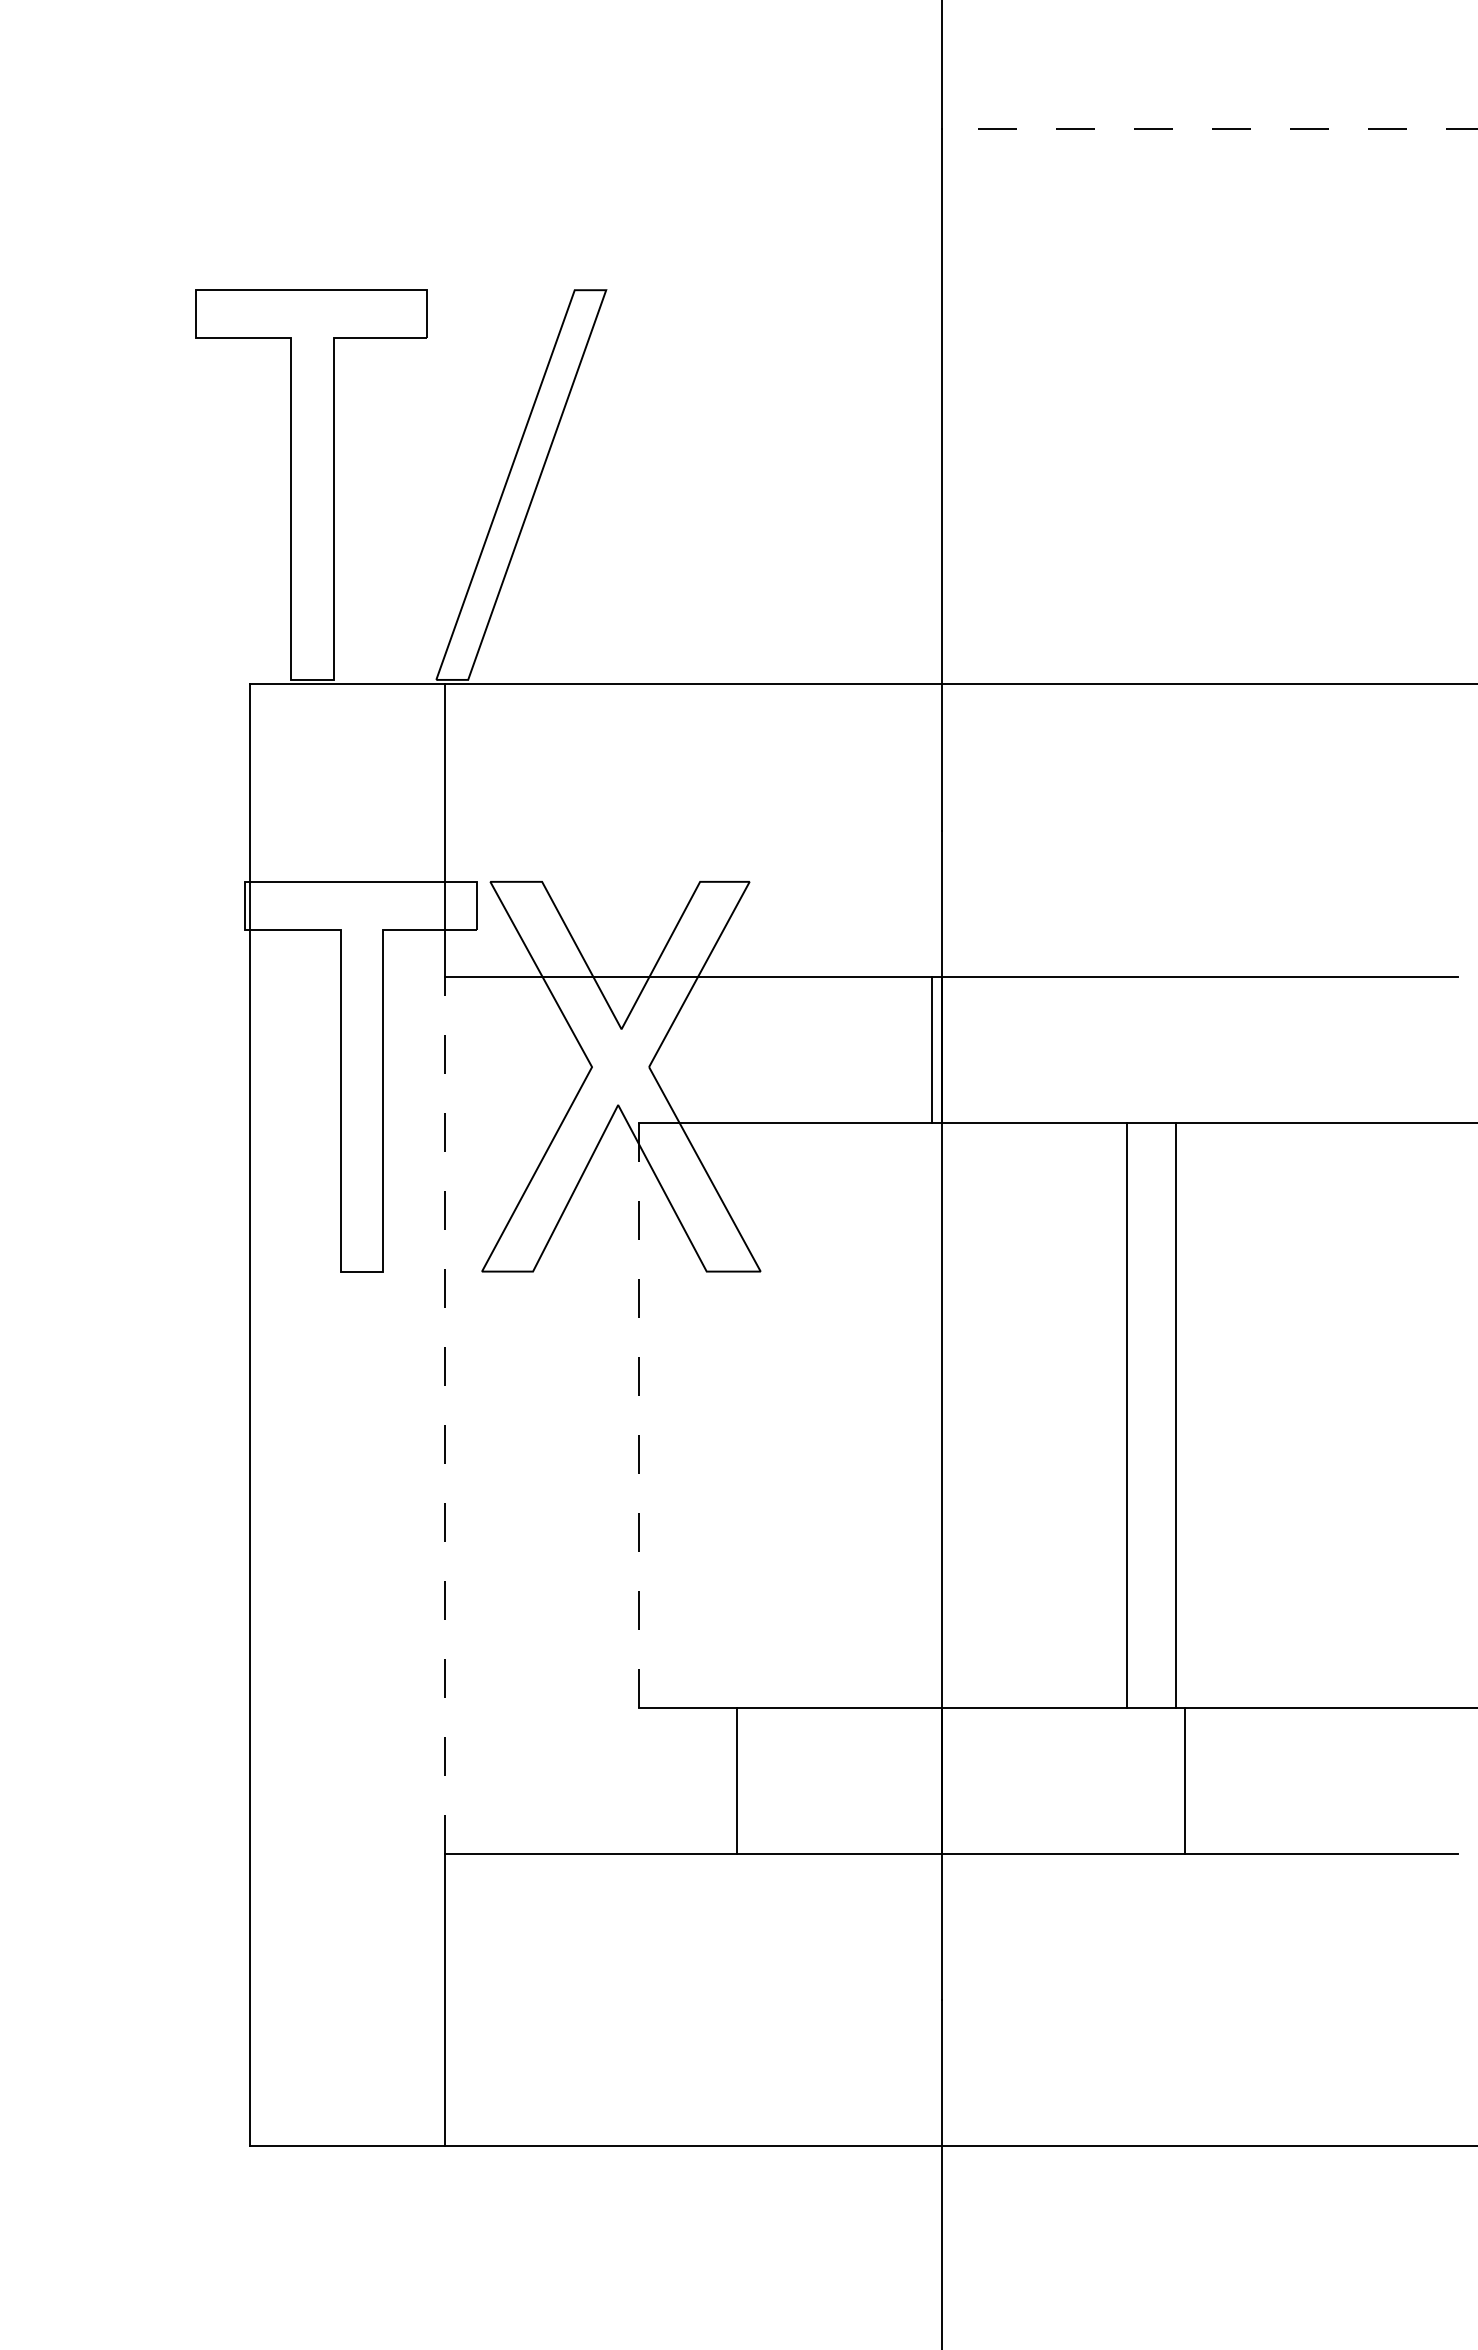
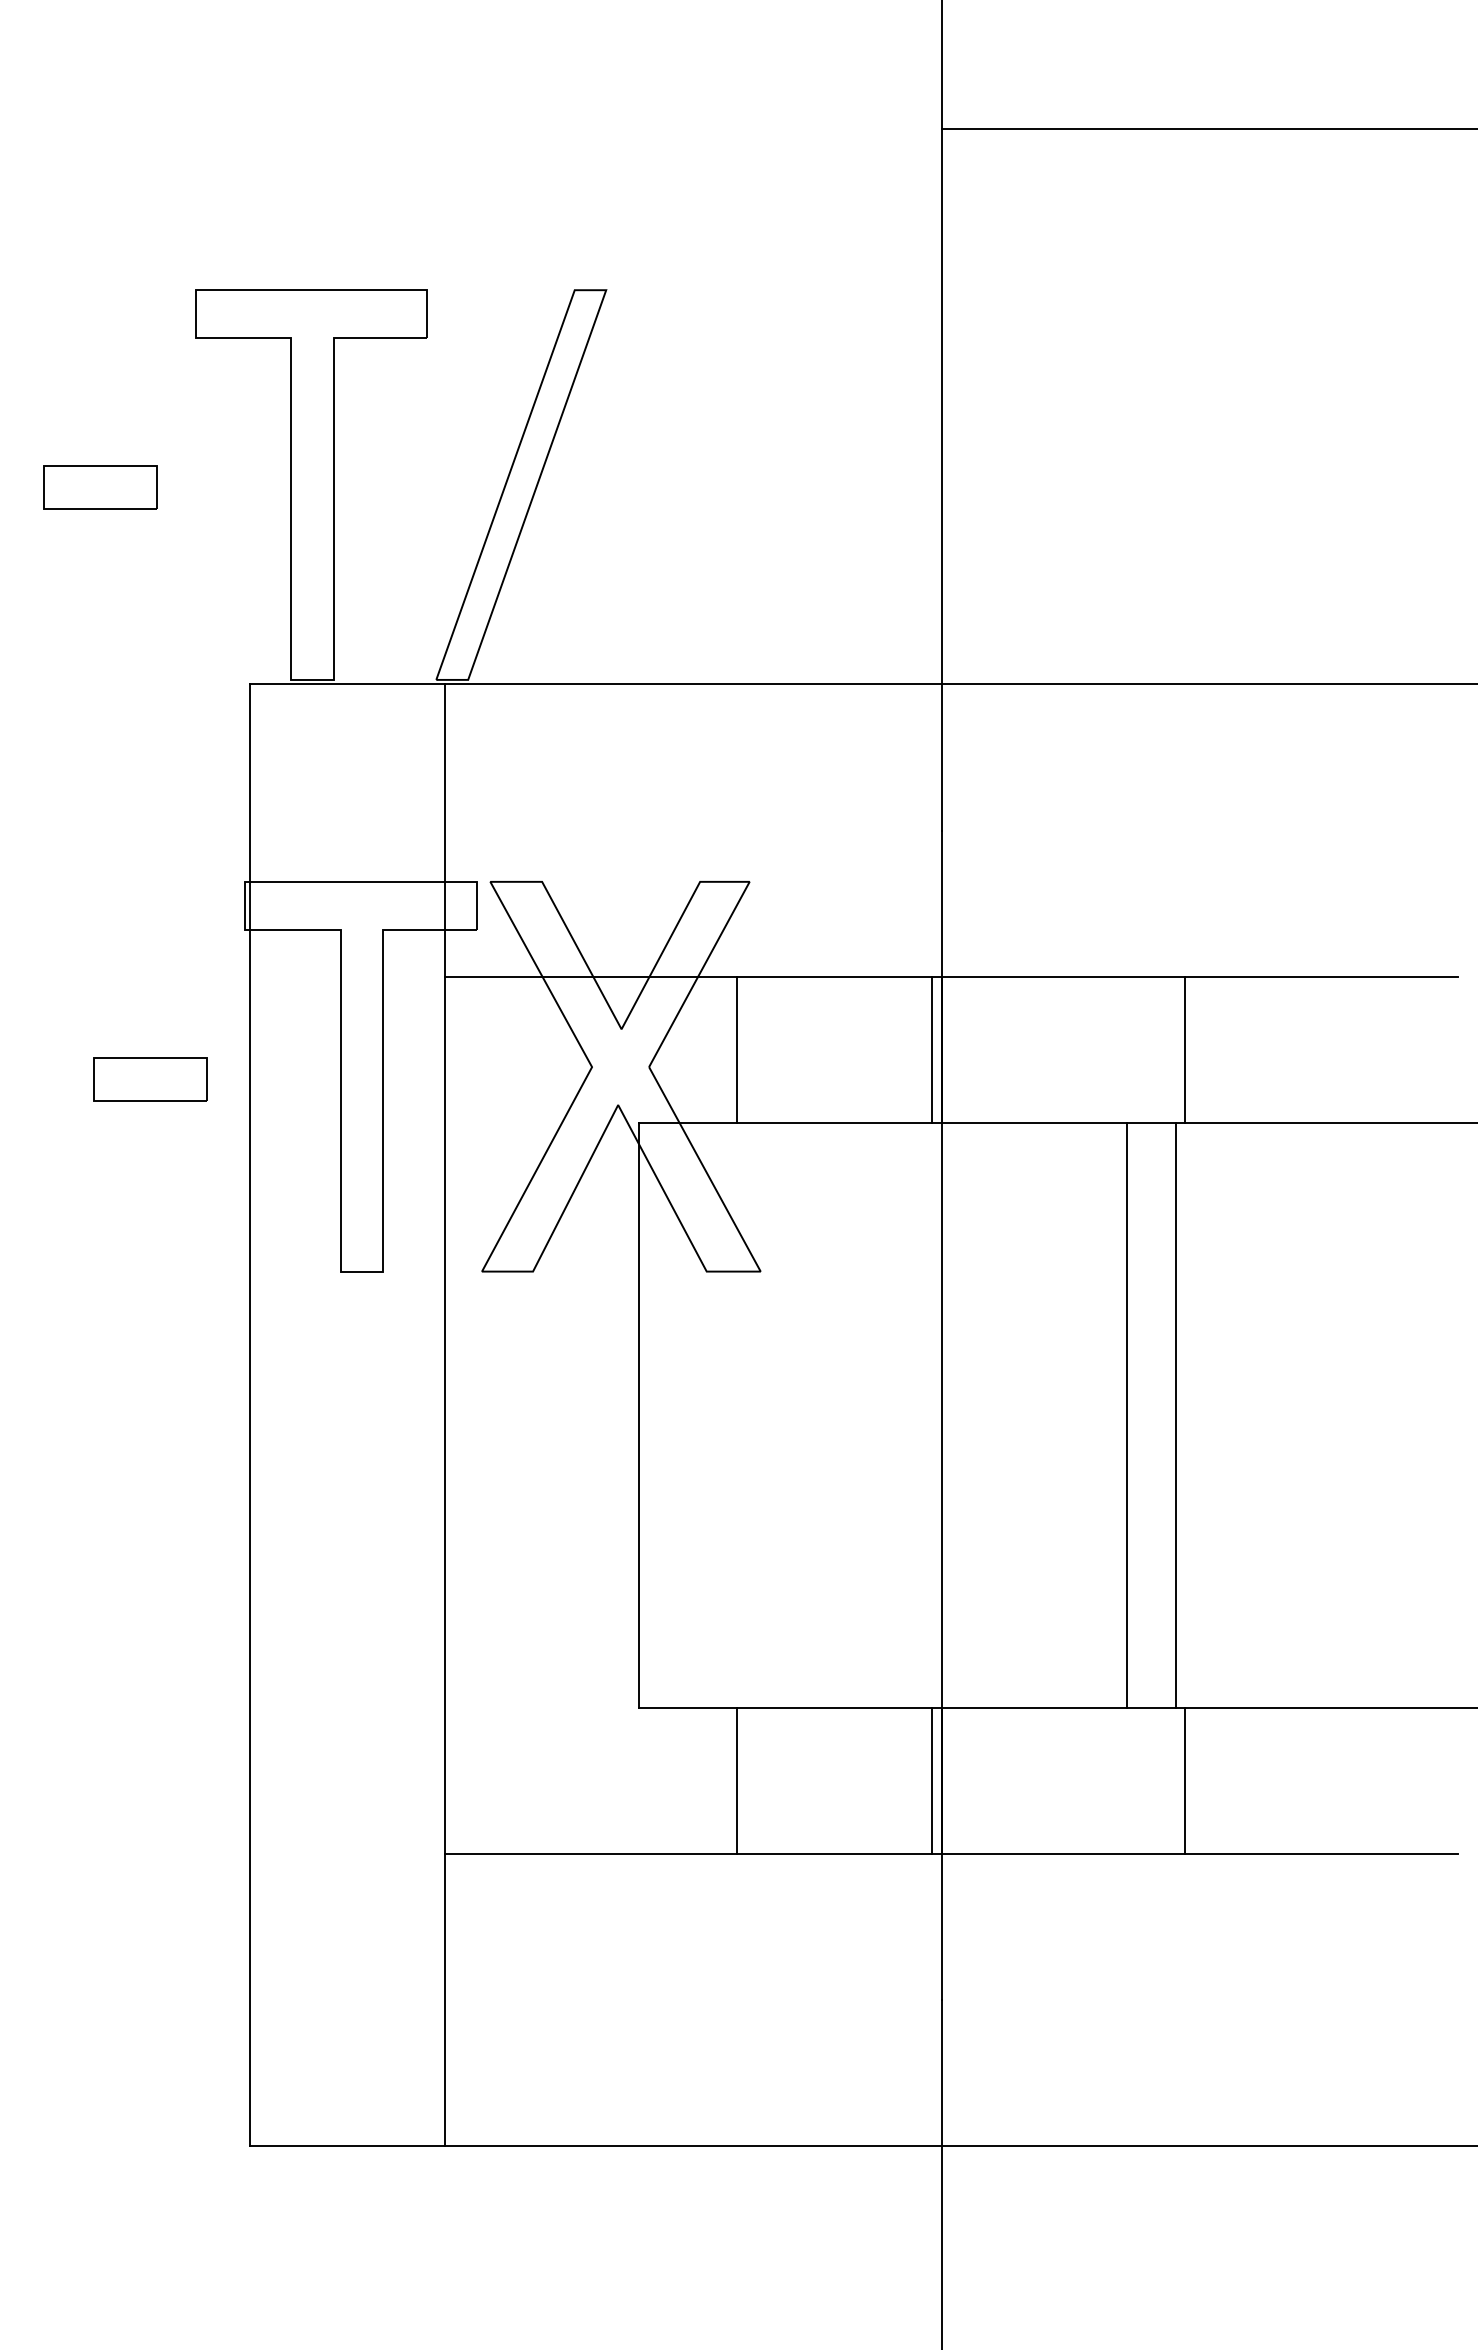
line: dashed -> solid (1209, 128)
part: none -> present (100, 487)
line: none -> present (736, 1049)
line: none -> present (1185, 1049)
part: none -> present (150, 1079)
line: dashed -> solid (639, 1414)
line: dashed -> solid (444, 1415)
line: none -> present (931, 1780)
